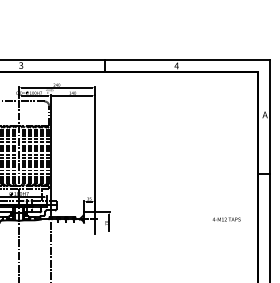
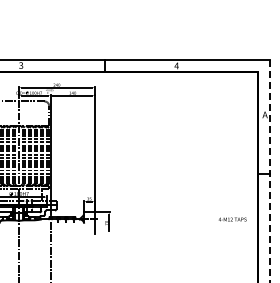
line: solid -> dashed (270, 172)
text position: (226, 219) -> (232, 219) (232, 219)
